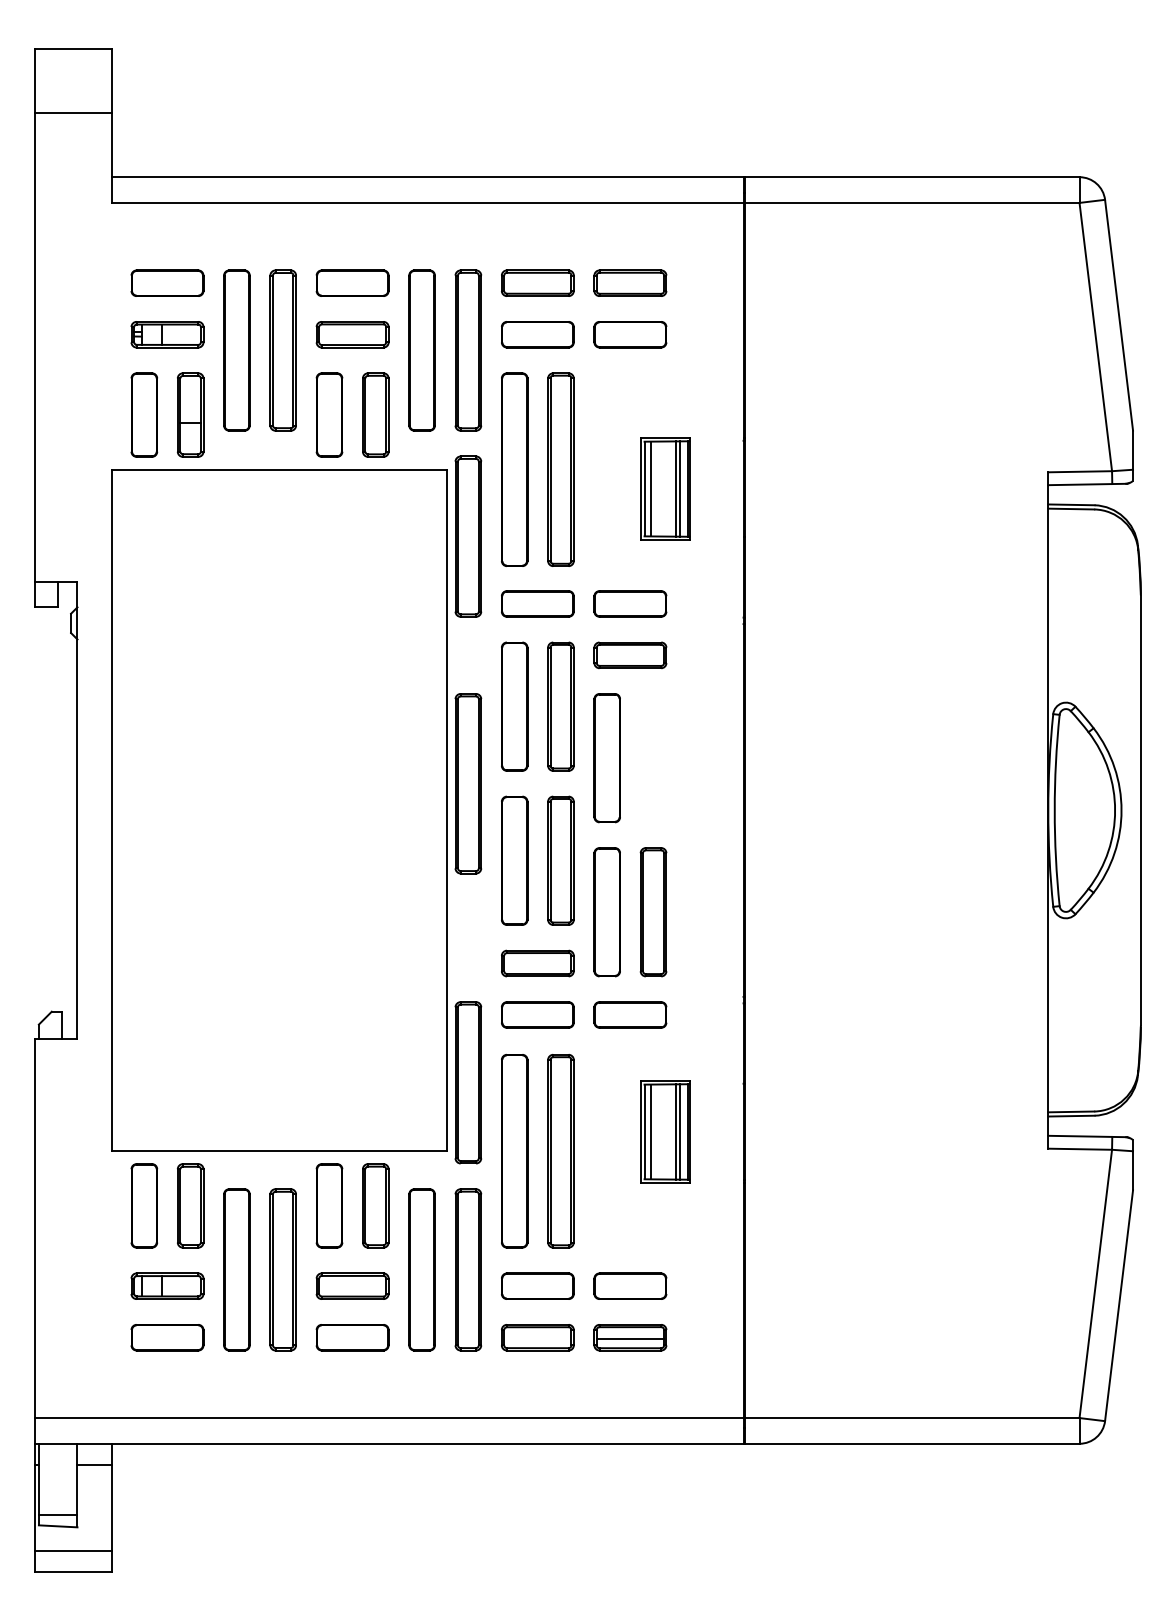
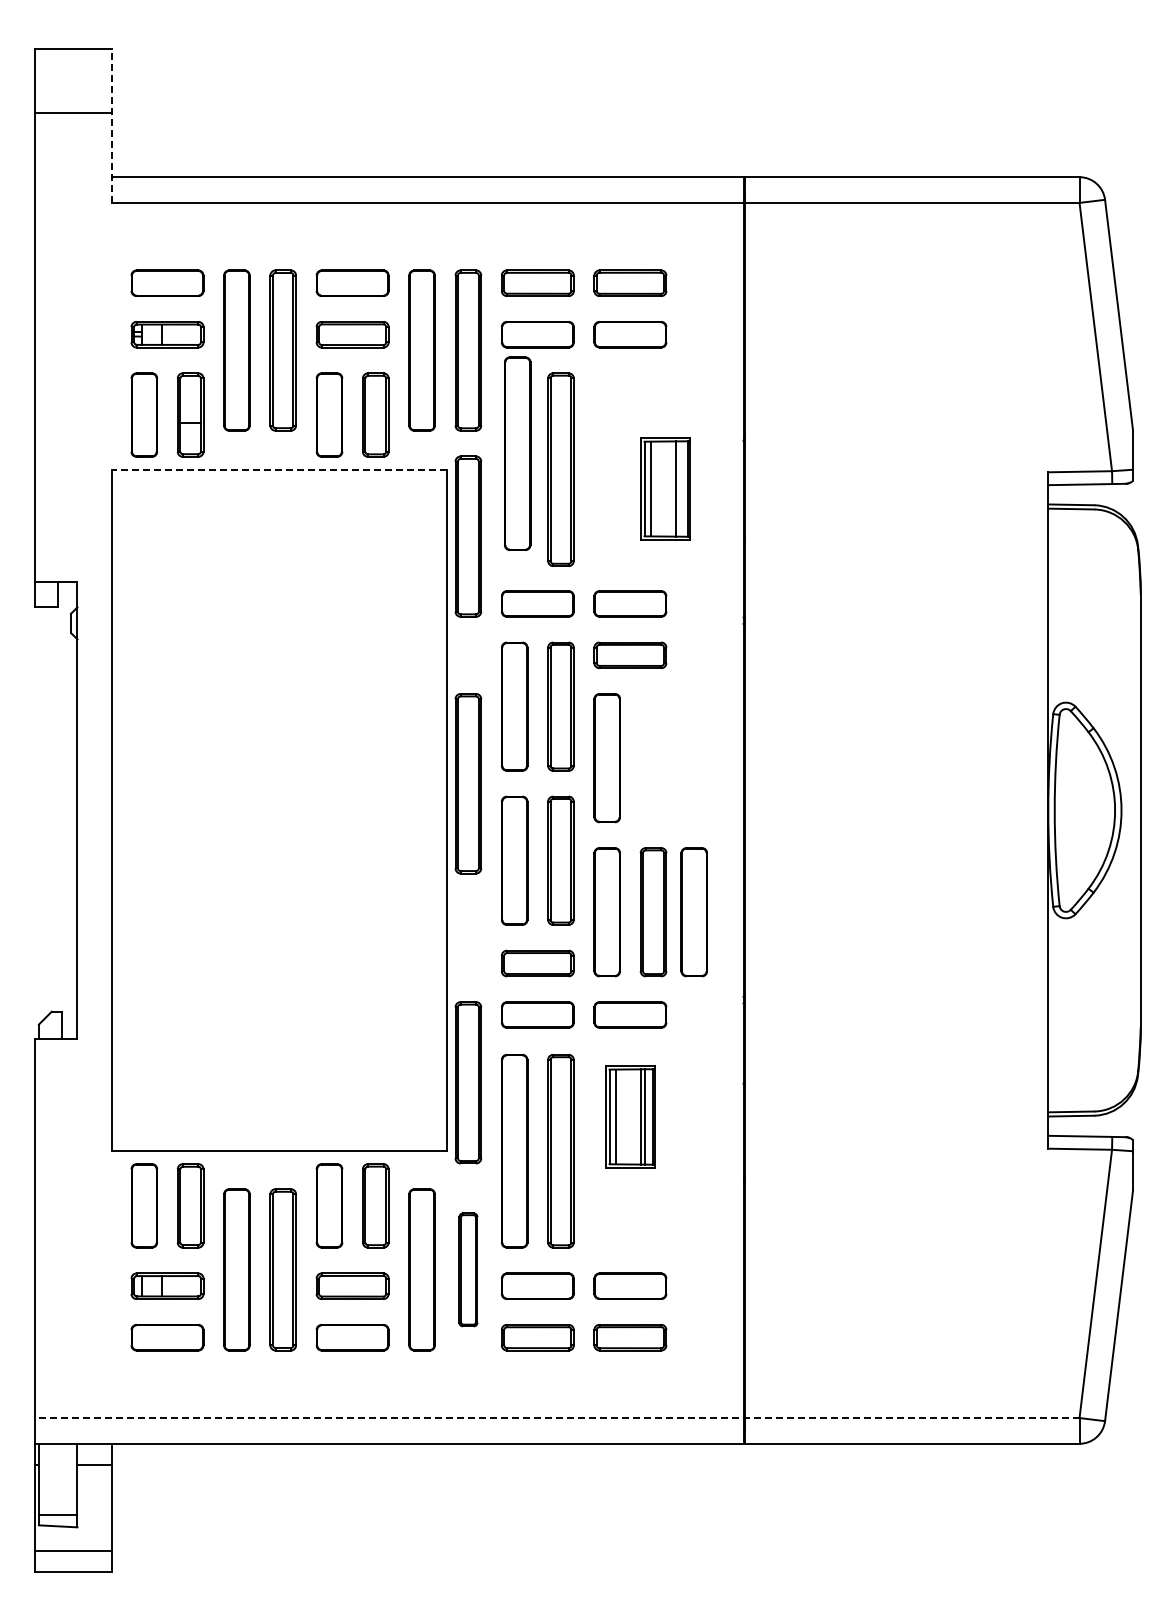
line: solid -> dashed (112, 125)
line: solid -> dashed (278, 469)
part position: (514, 469) -> (517, 453) (517, 453)
line: present -> none (679, 488)
part: none -> present (693, 912)
part position: (665, 1131) -> (630, 1116) (630, 1116)
part size: 29x164 px -> 21x116 px (468, 1269)
line: present -> none (630, 1338)
line: solid -> dashed (556, 1418)
